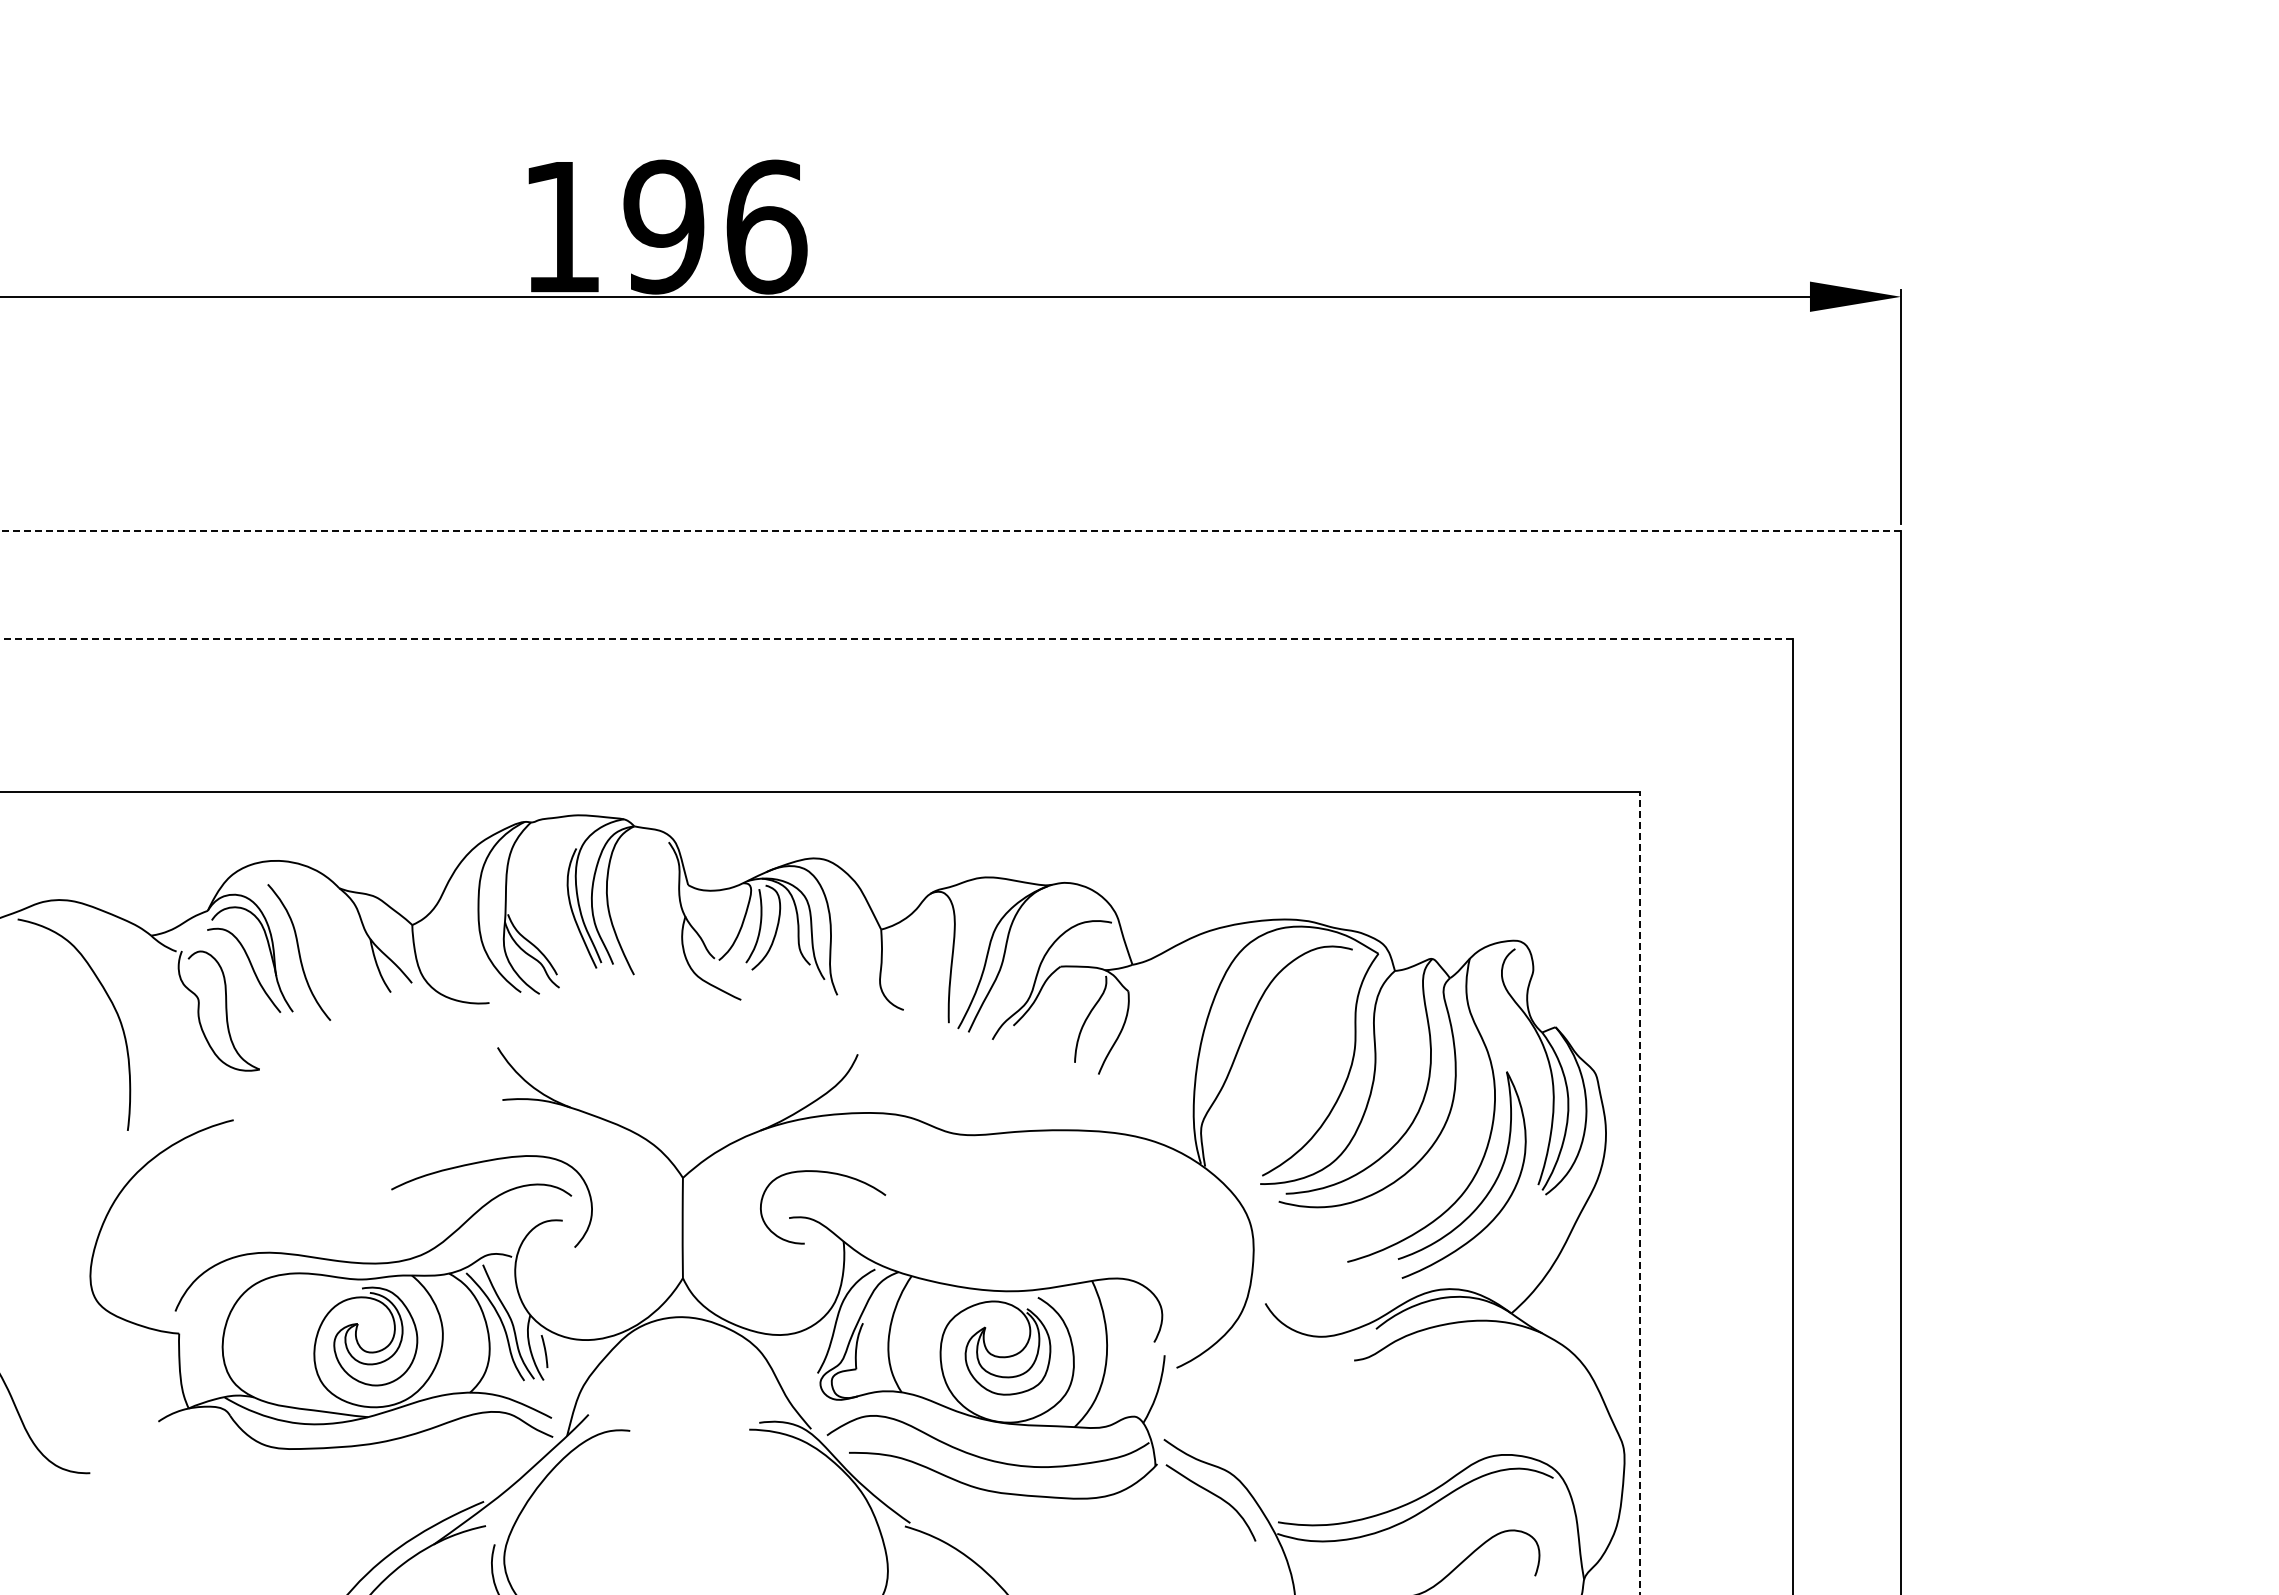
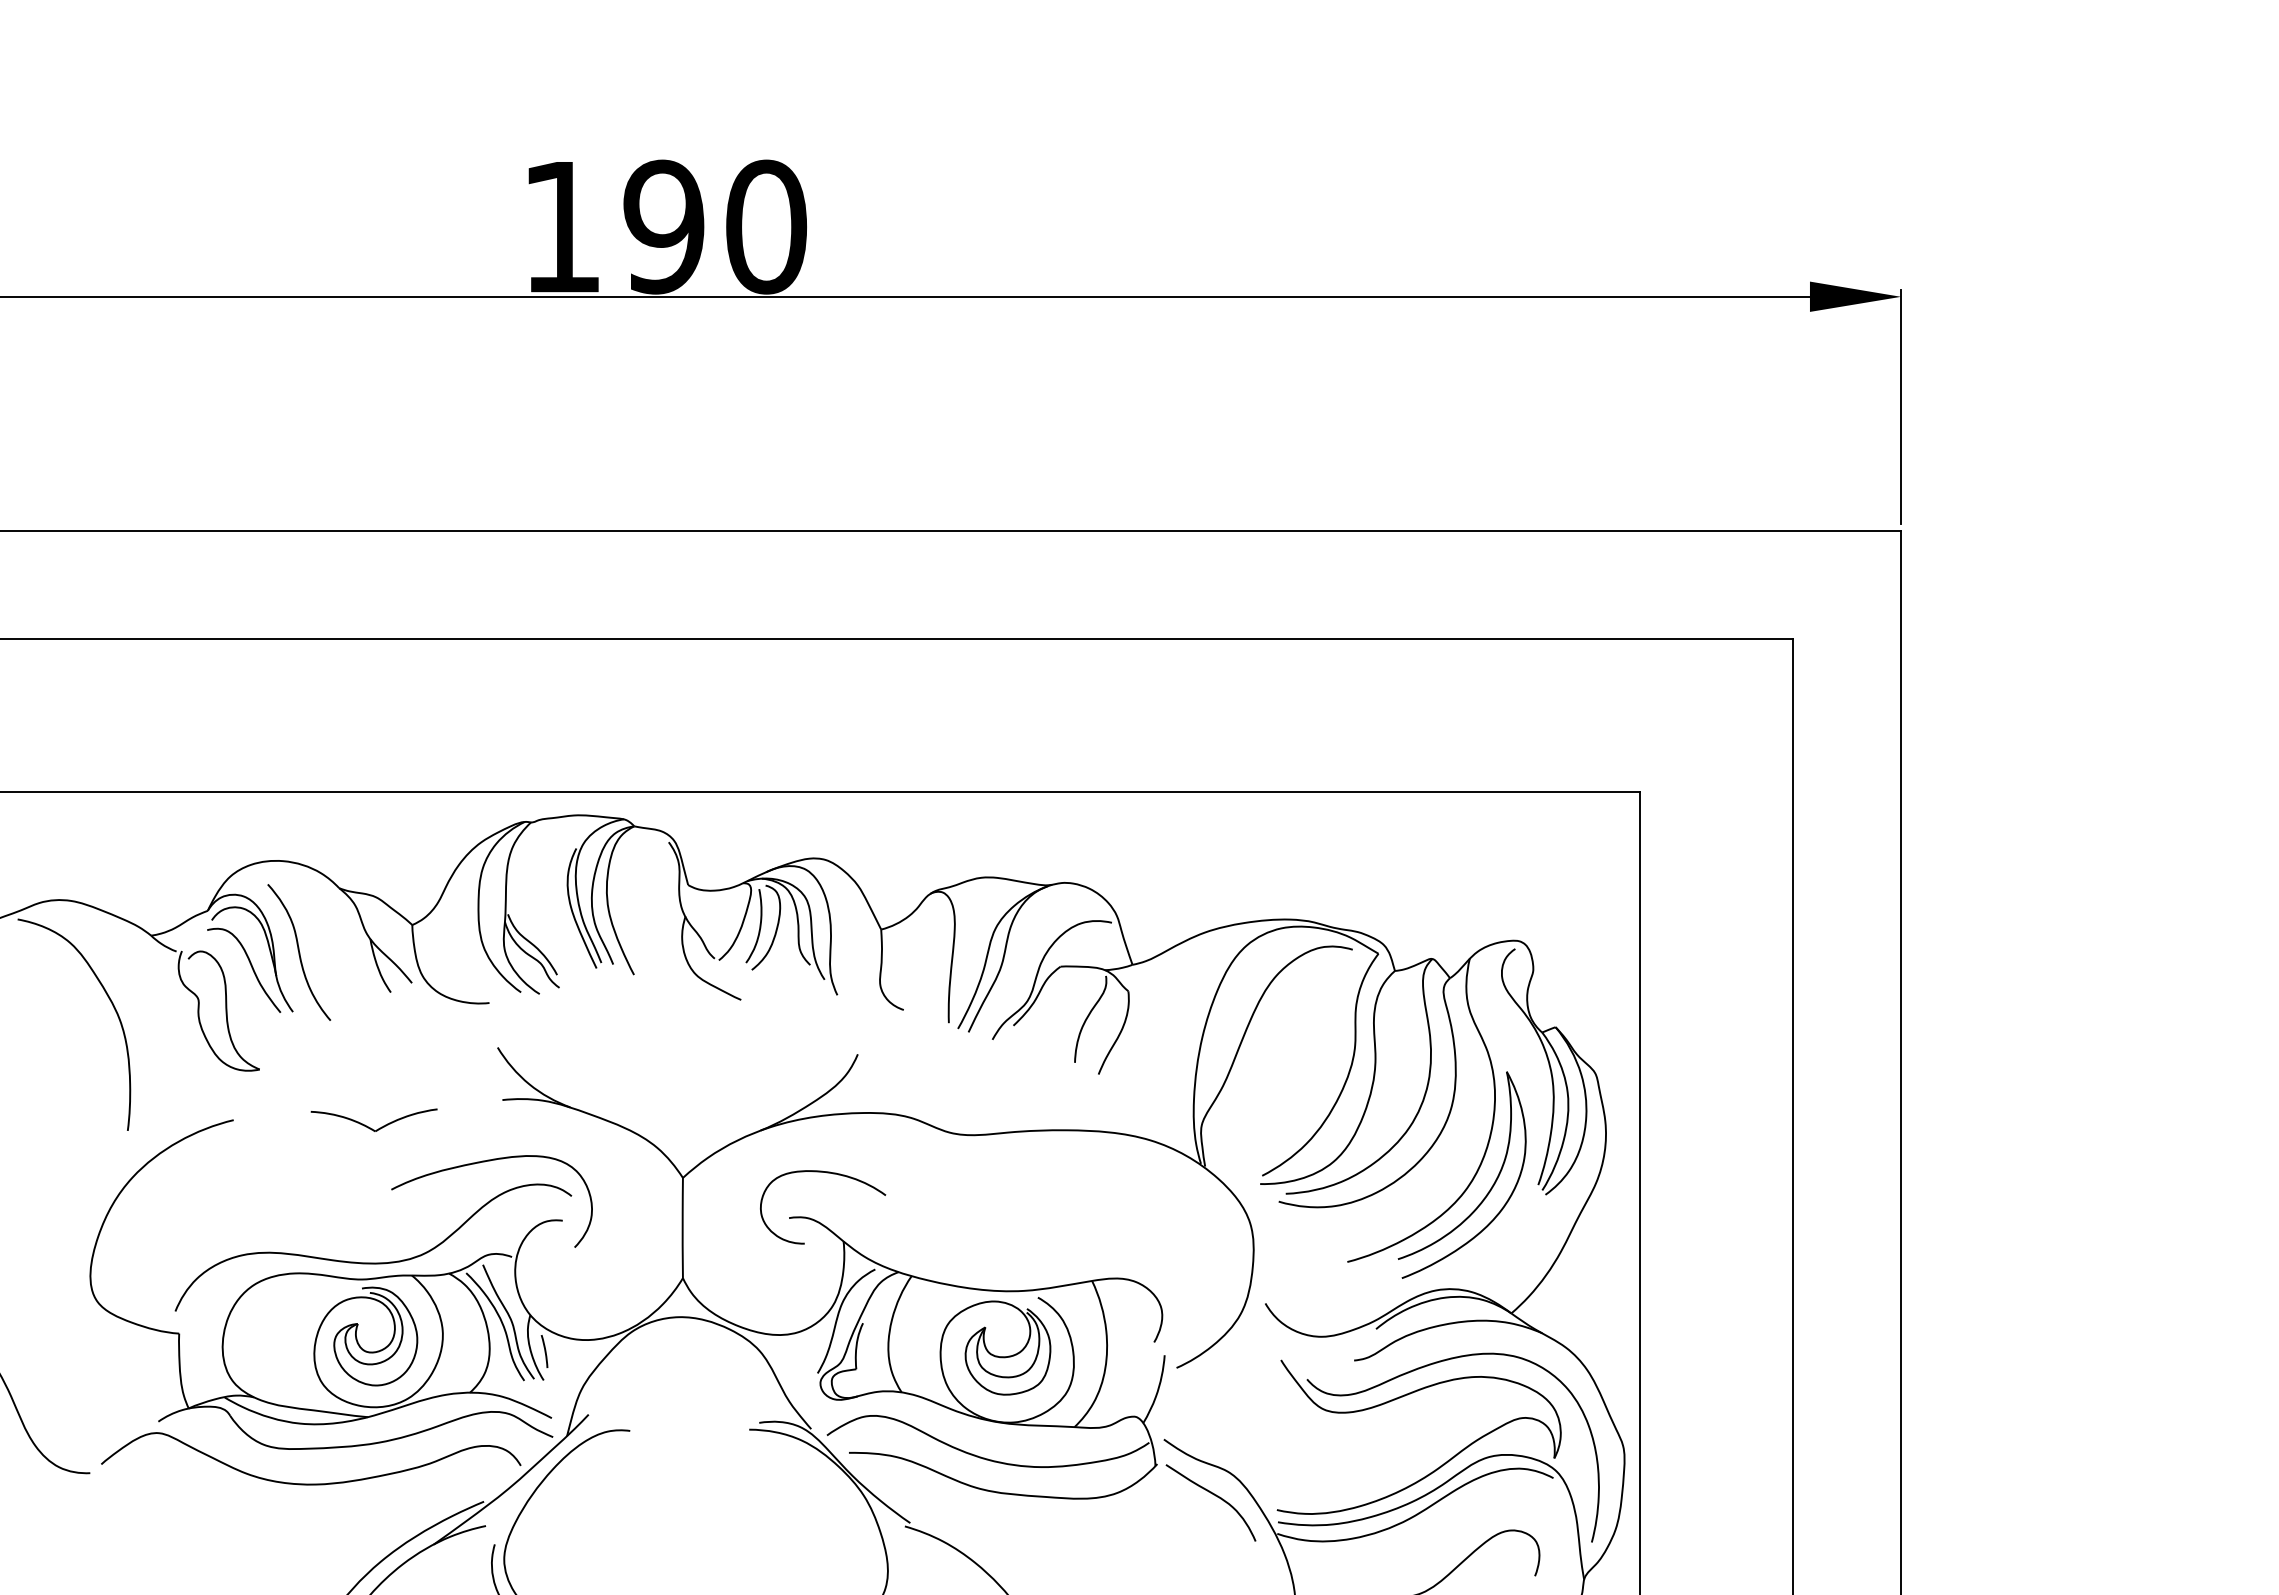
text: 196 -> 190 (766, 226)
line: dashed -> solid (950, 530)
line: dashed -> solid (895, 639)
part: none -> present (370, 1127)
line: dashed -> solid (1639, 1192)
part: none -> present (1448, 1459)
curve: none -> present (311, 1483)
